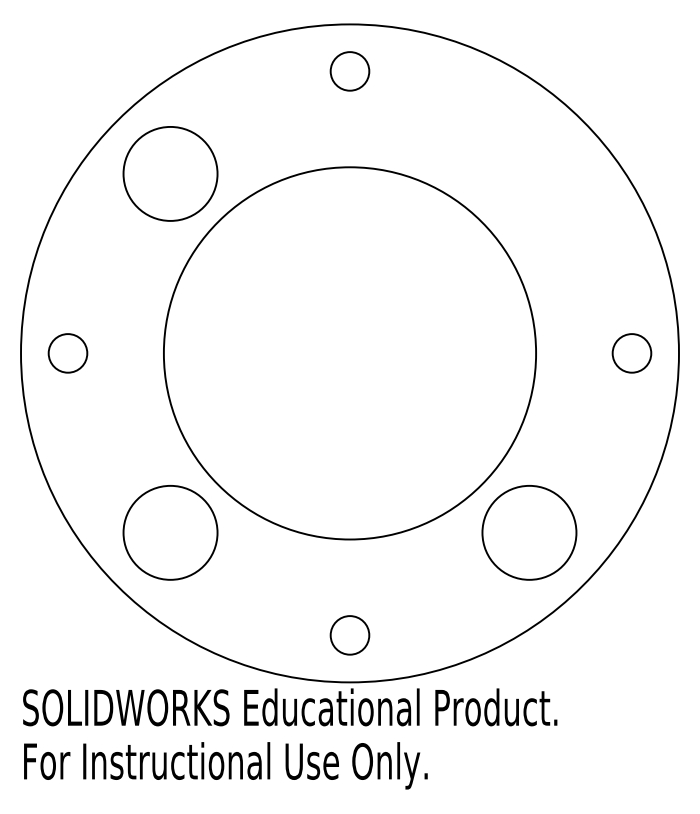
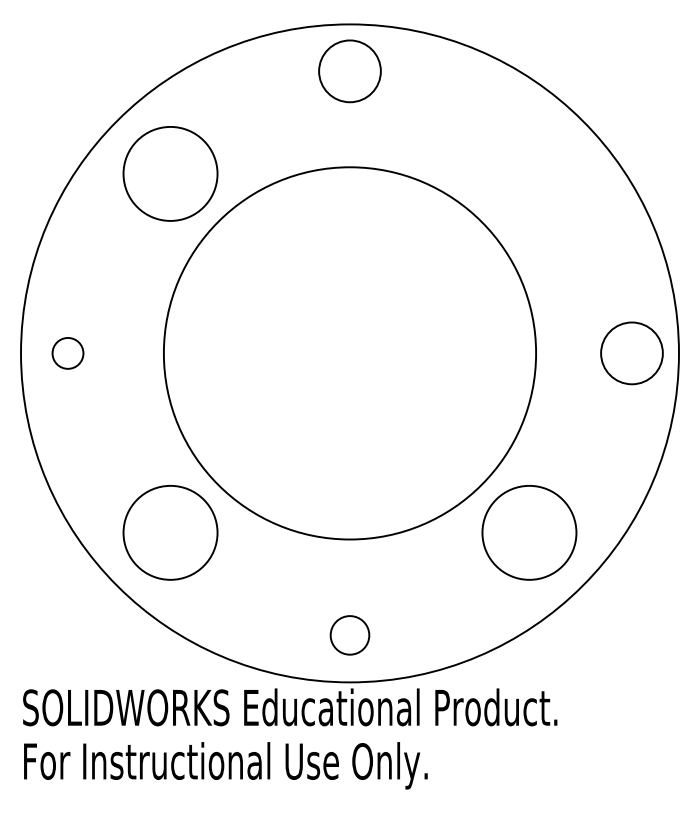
circle size: 42x41 px -> 64x65 px (349, 71)
circle size: 42x41 px -> 34x33 px (67, 353)
circle diameter: 39 px -> 62 px (631, 353)
